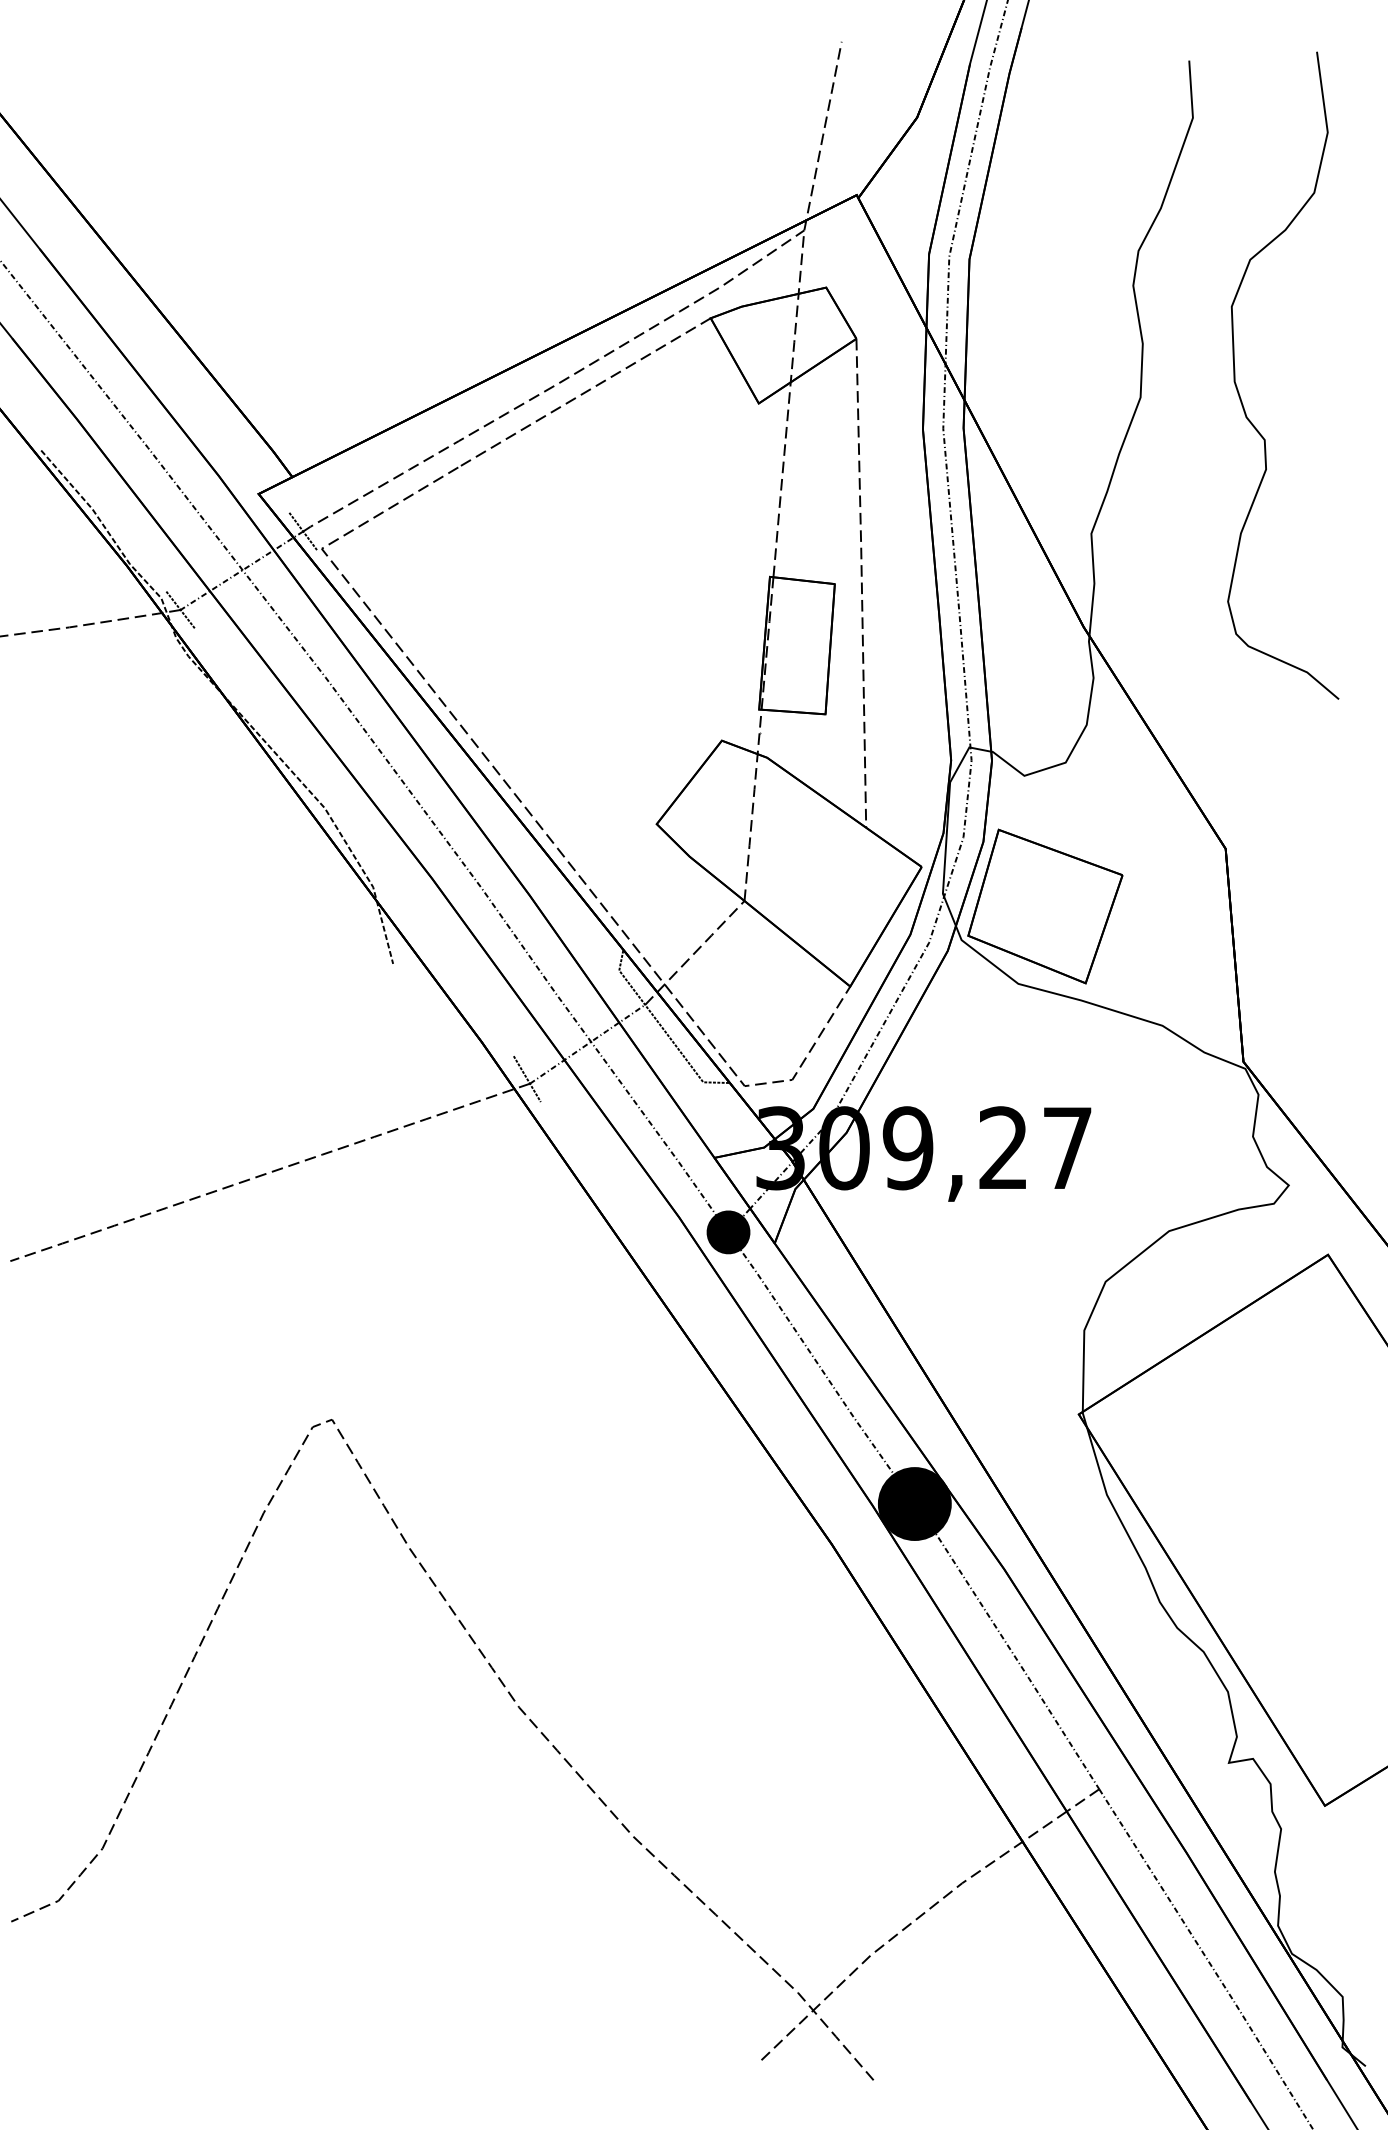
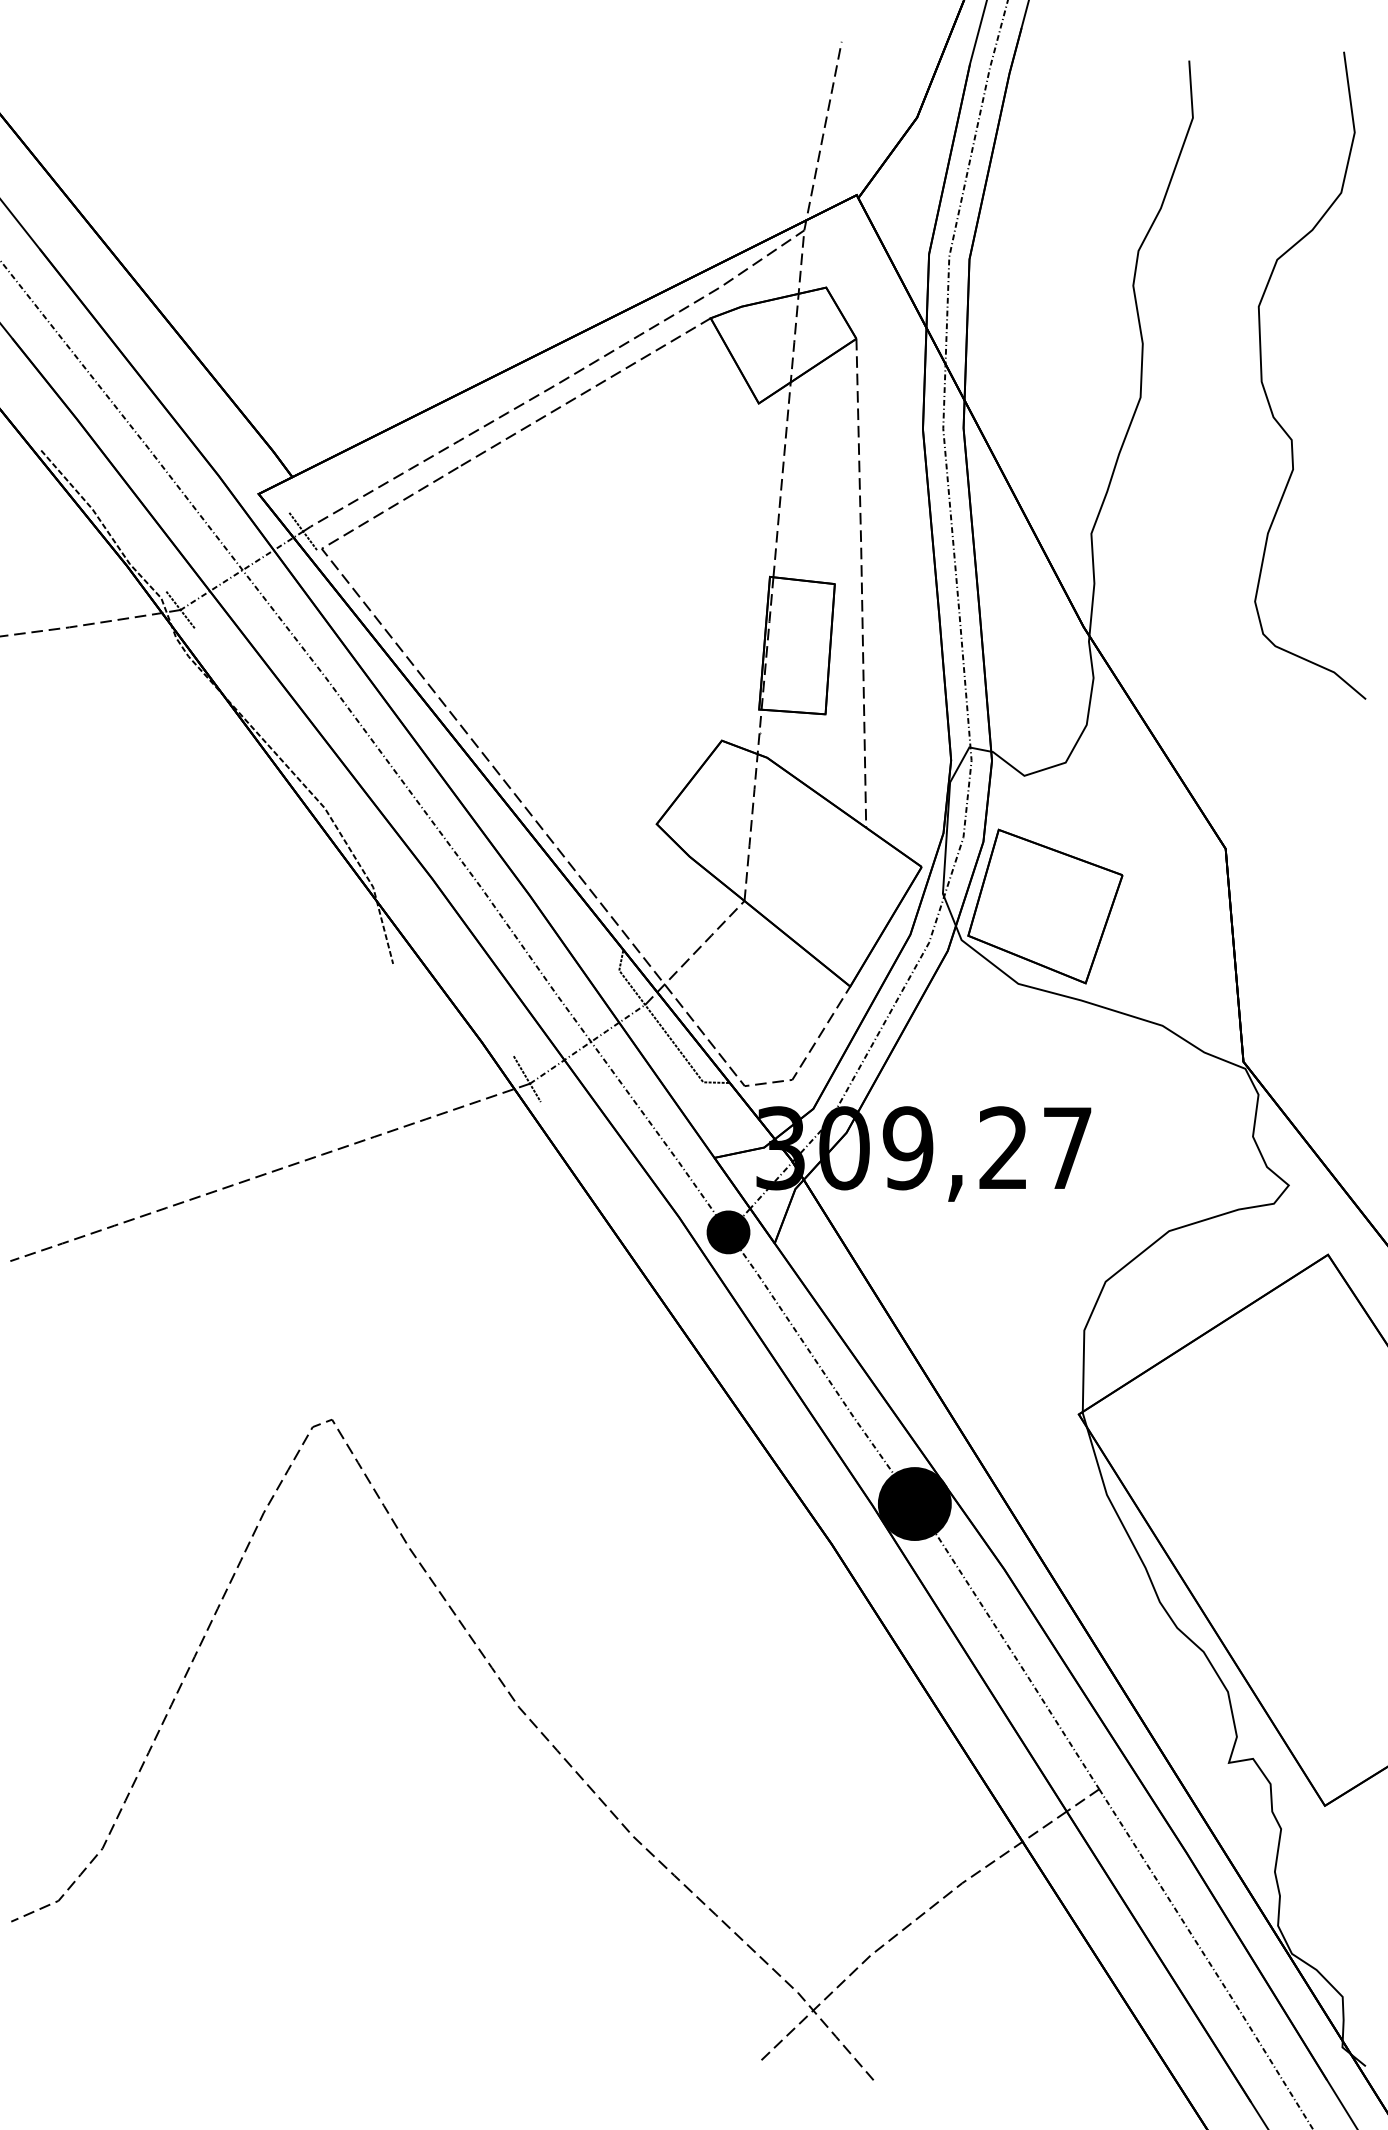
curve position: (1238, 389) -> (1265, 389) (1265, 389)
